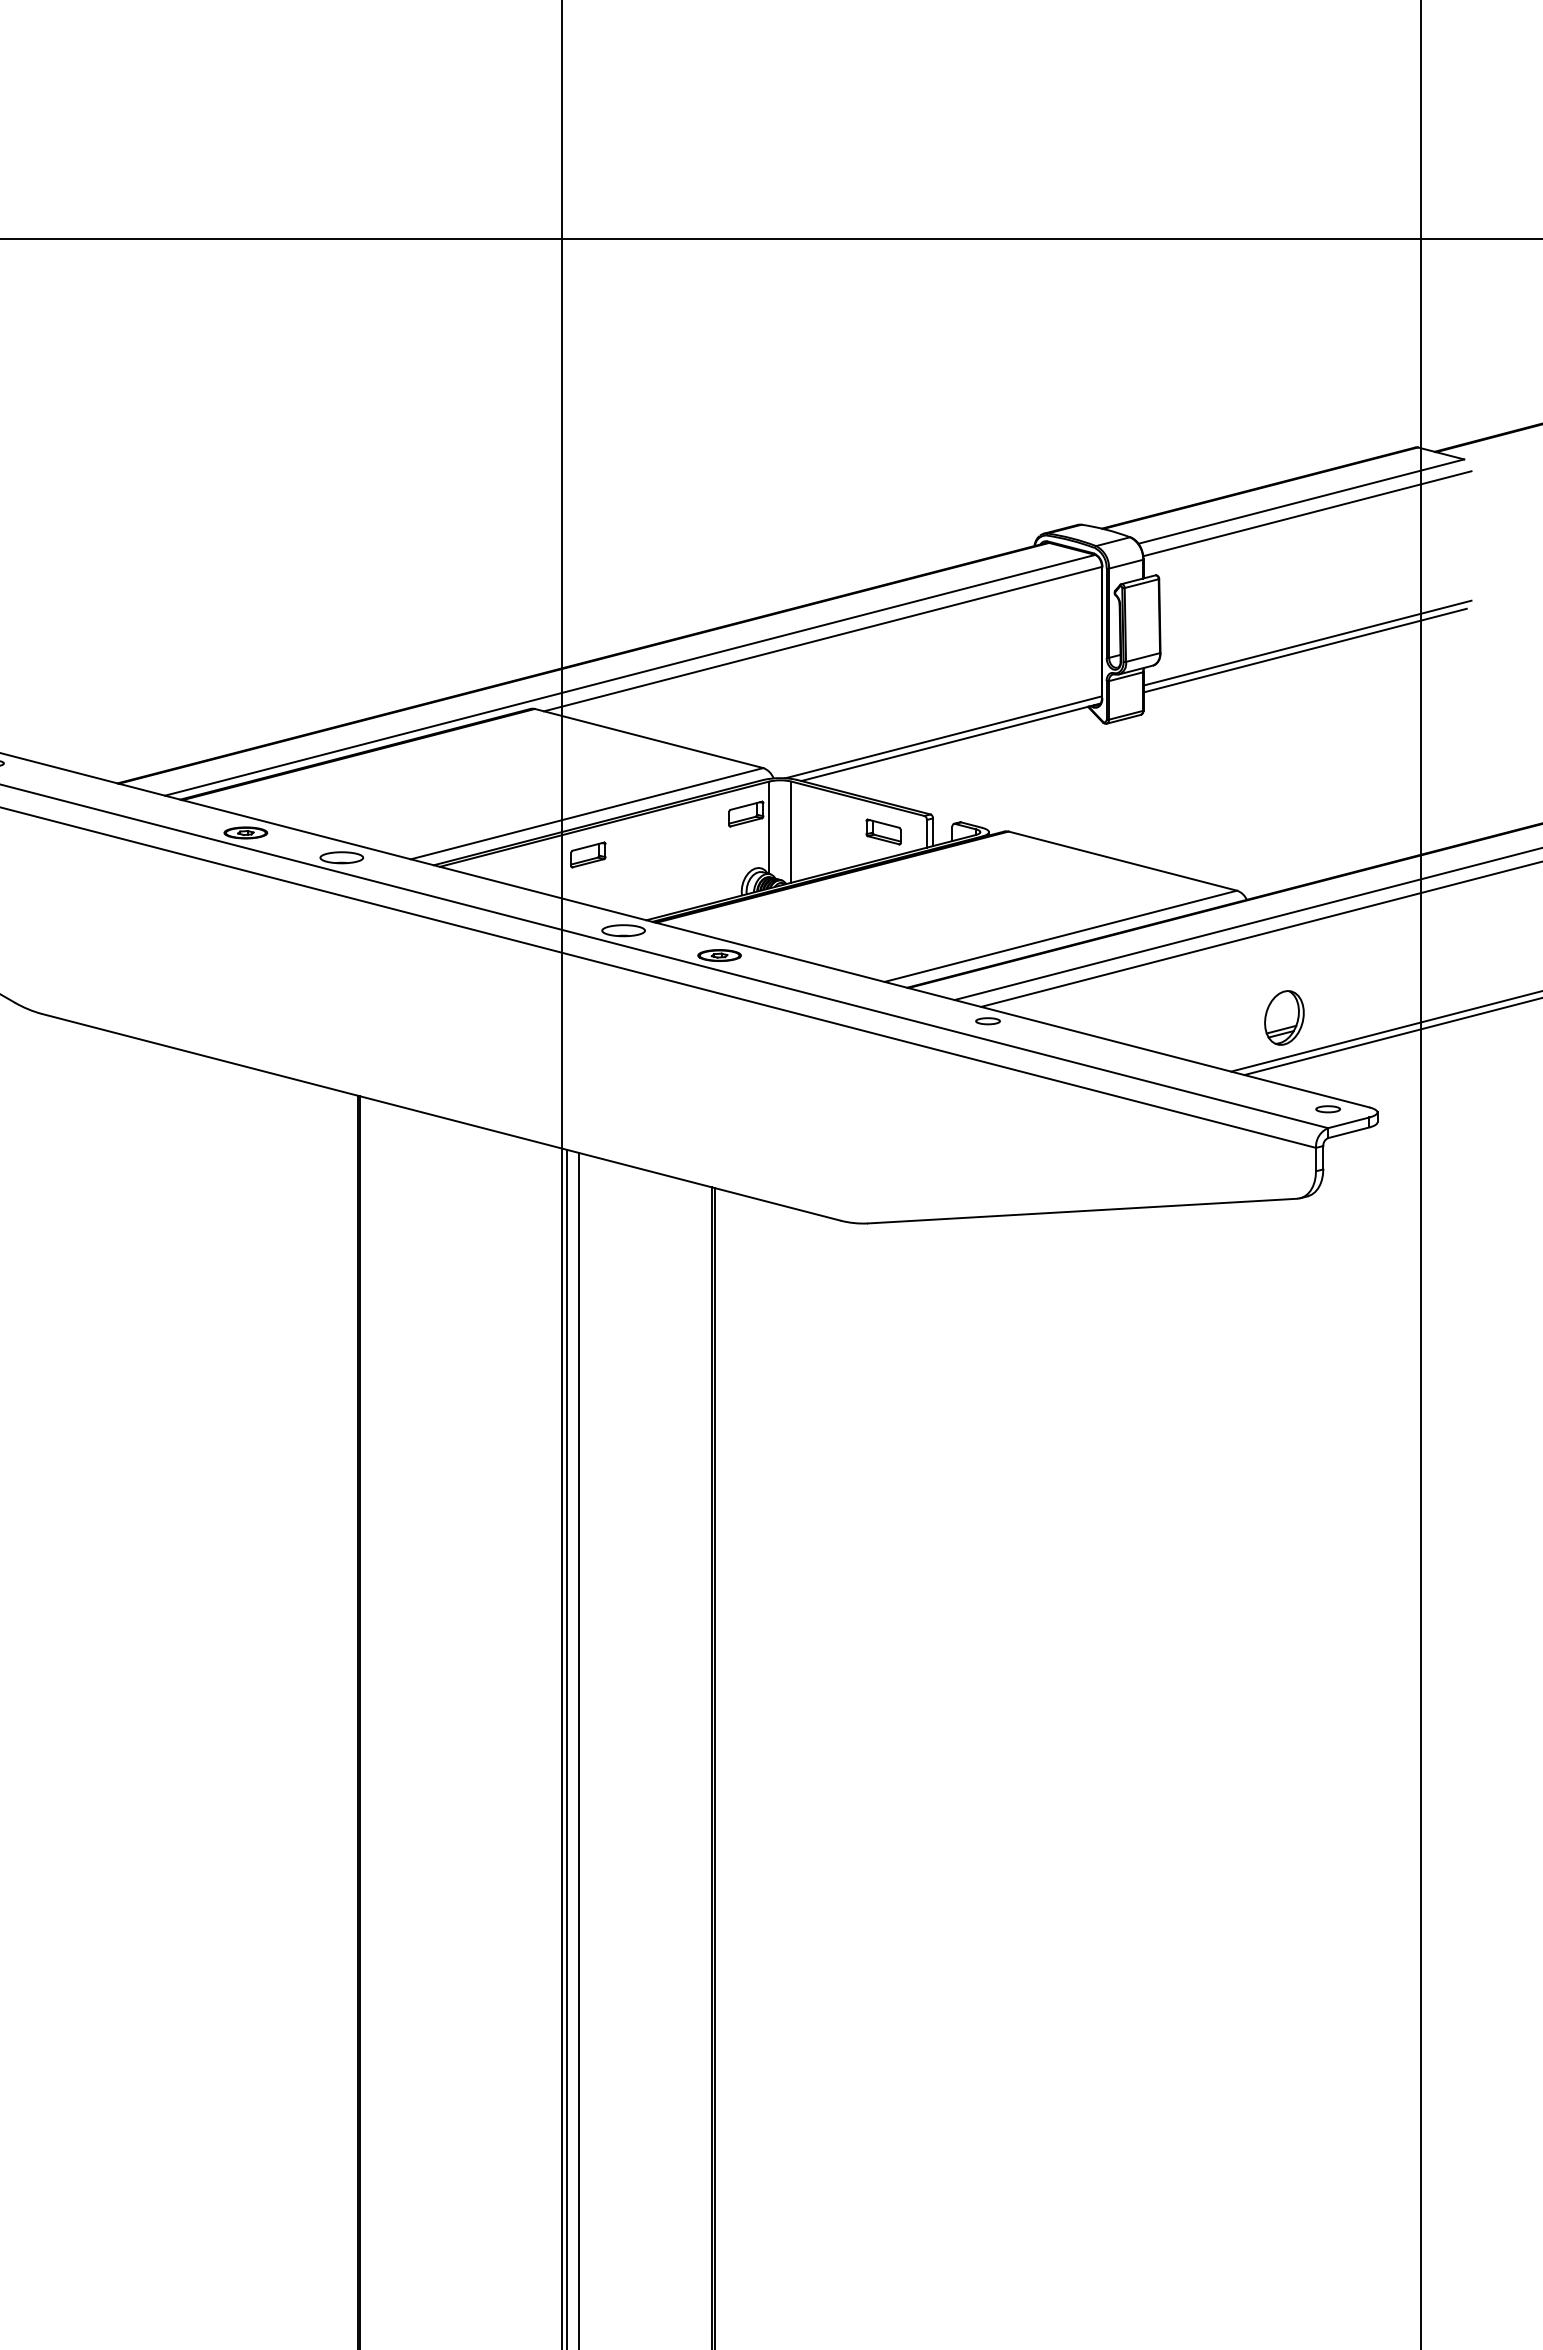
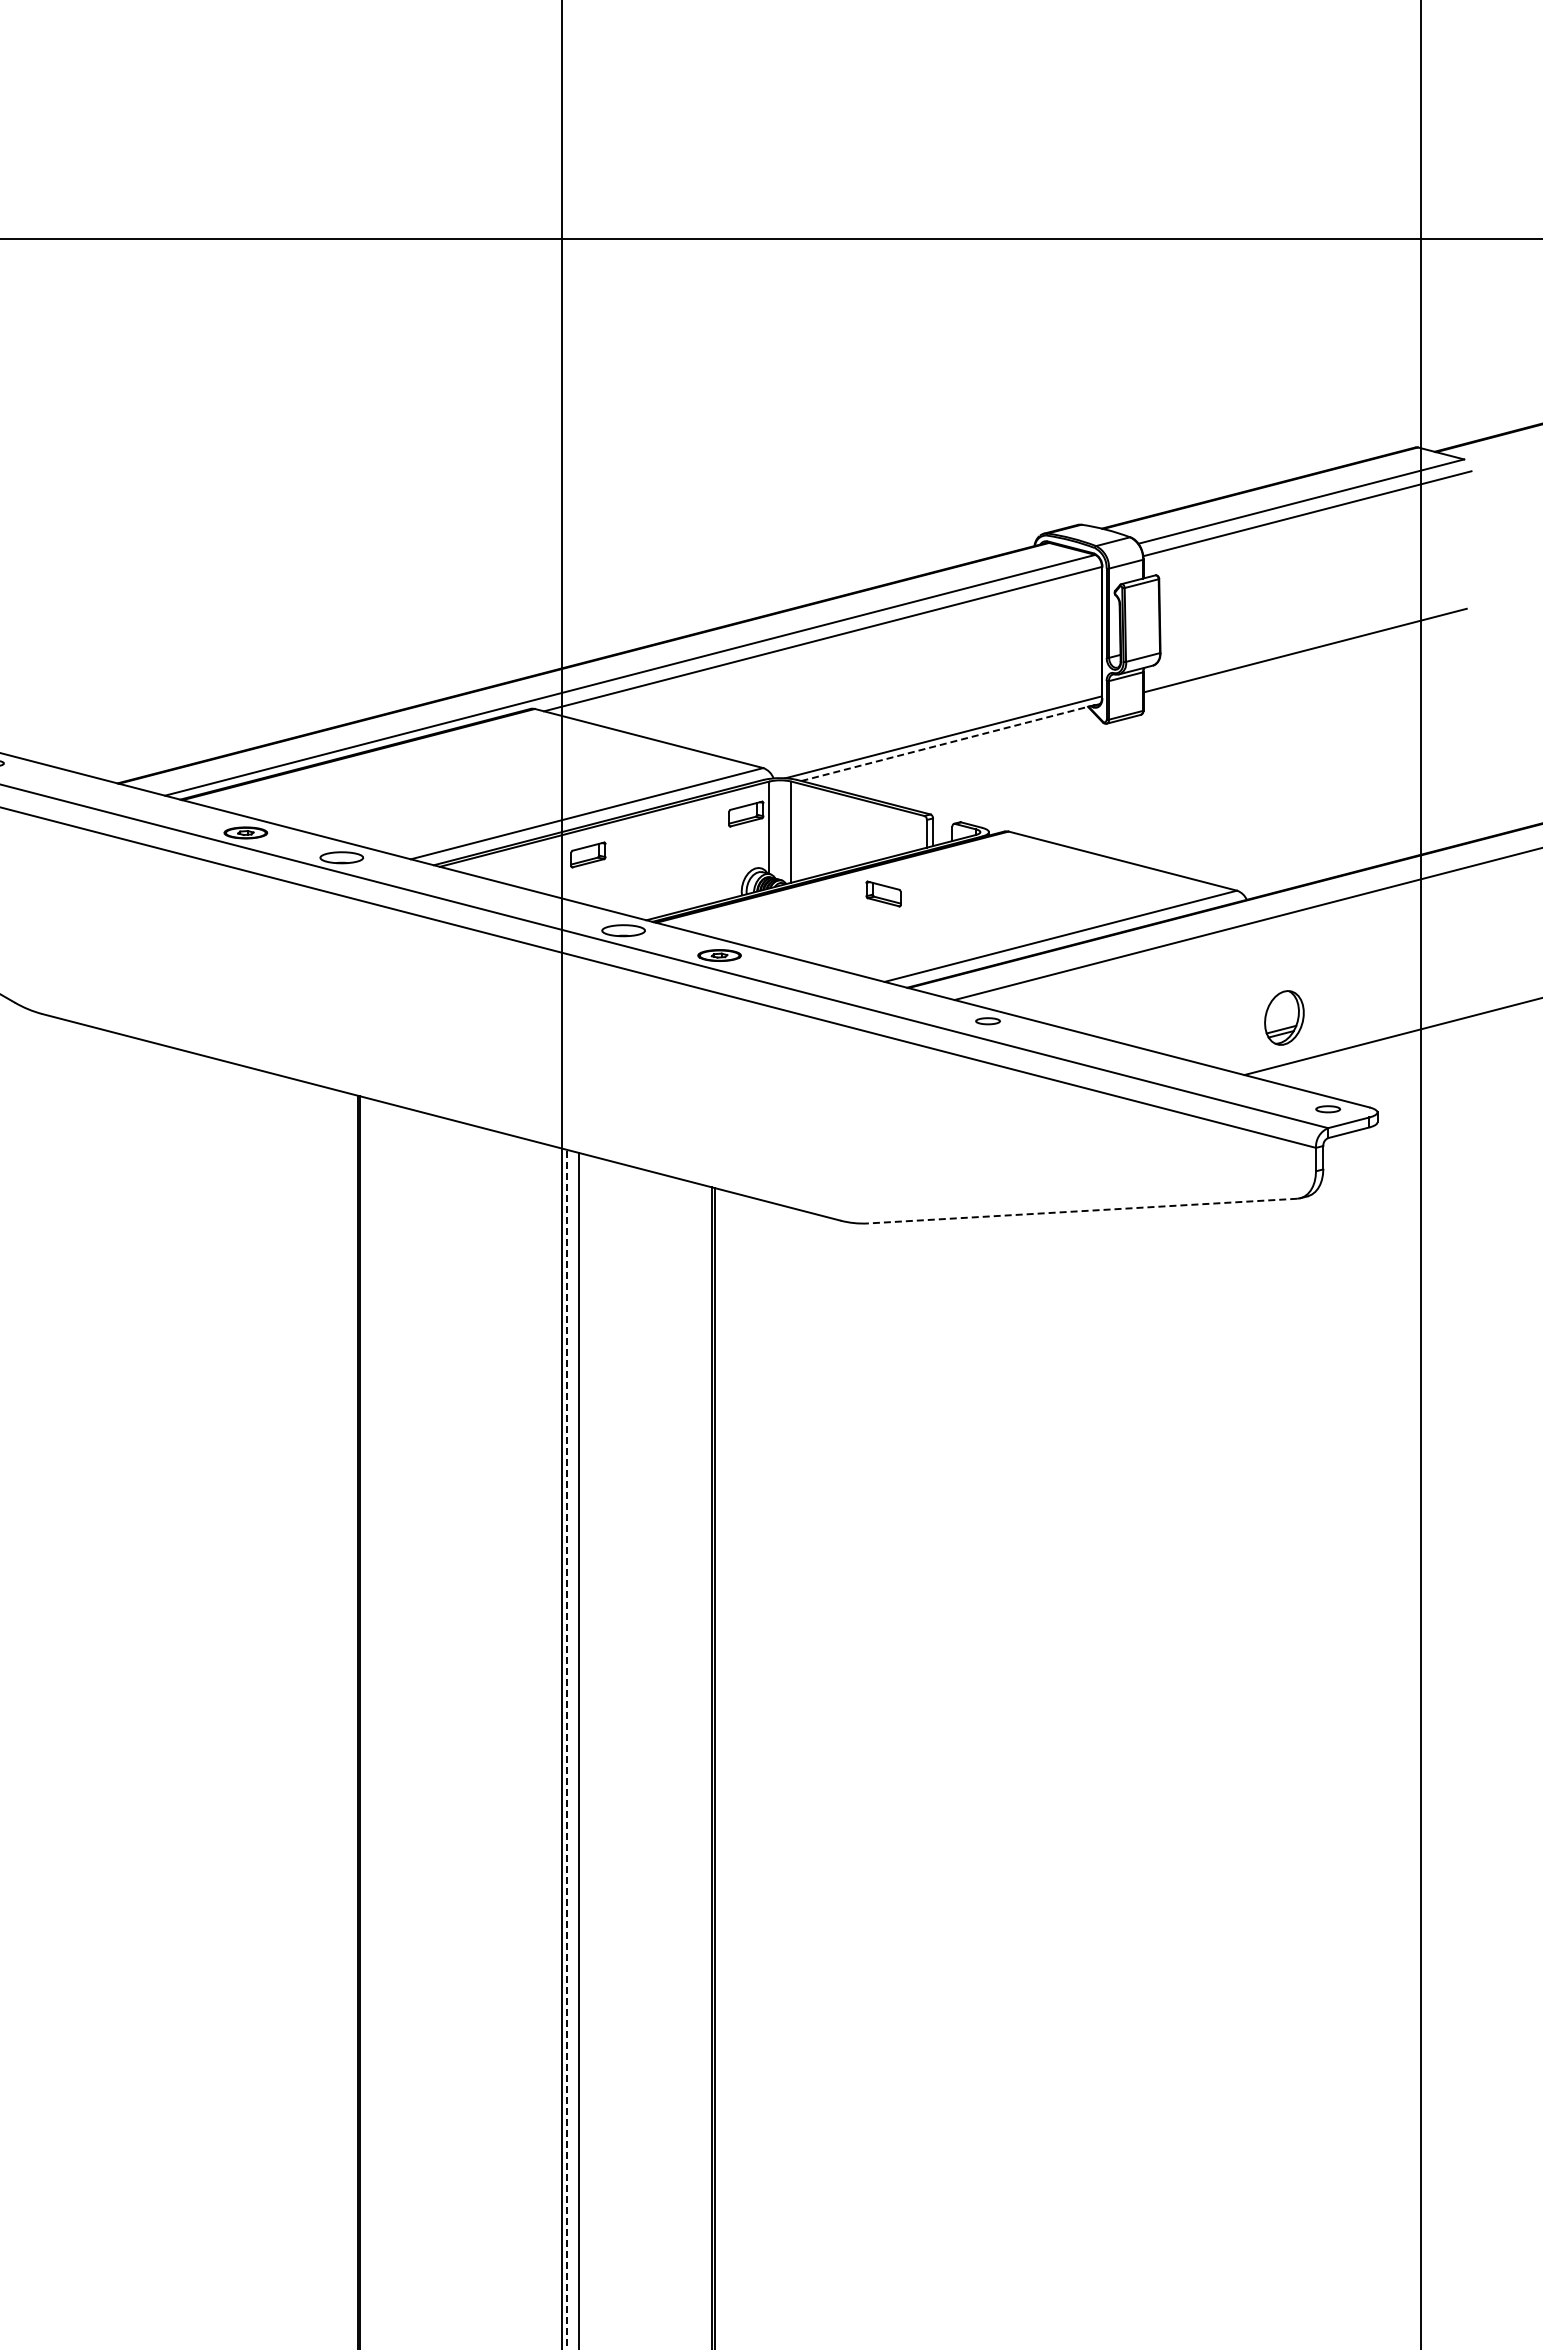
line: present -> none (1307, 642)
line: solid -> dashed (951, 742)
part position: (883, 831) -> (883, 893) (883, 893)
line: present -> none (1260, 934)
line: present -> none (1385, 1031)
line: solid -> dashed (1082, 1211)
line: solid -> dashed (566, 1749)
